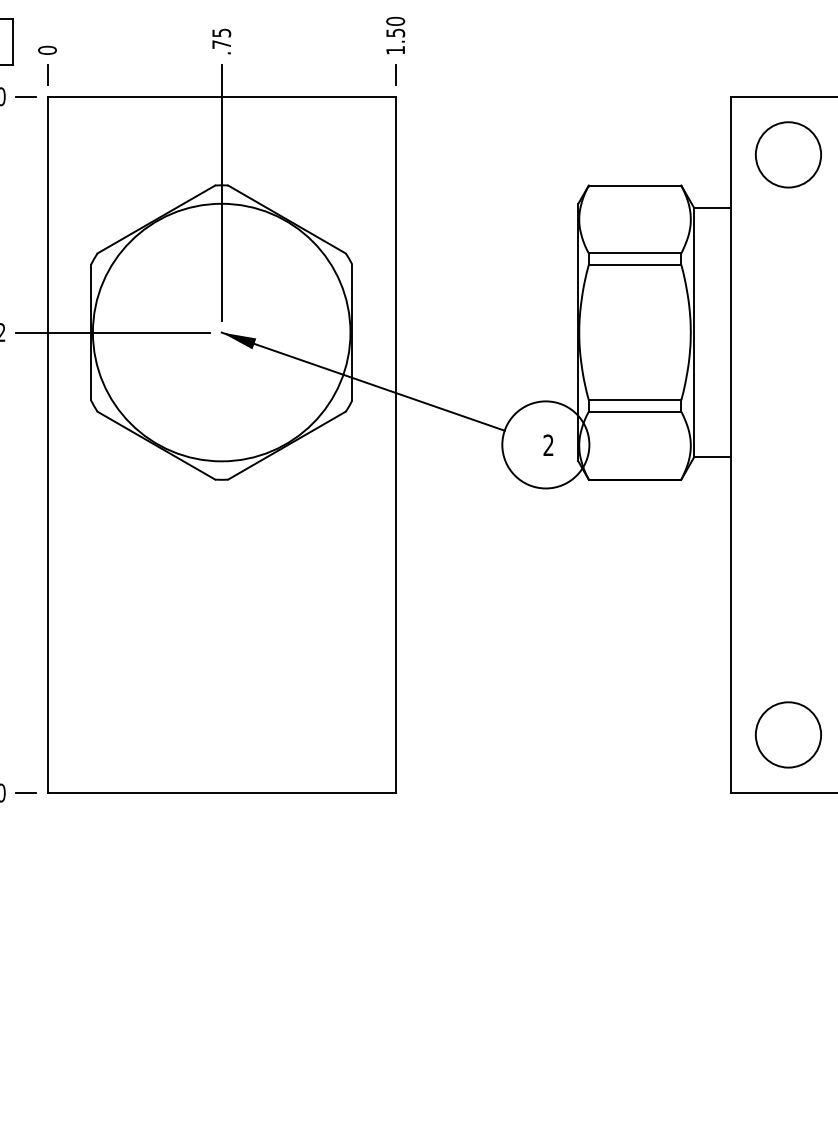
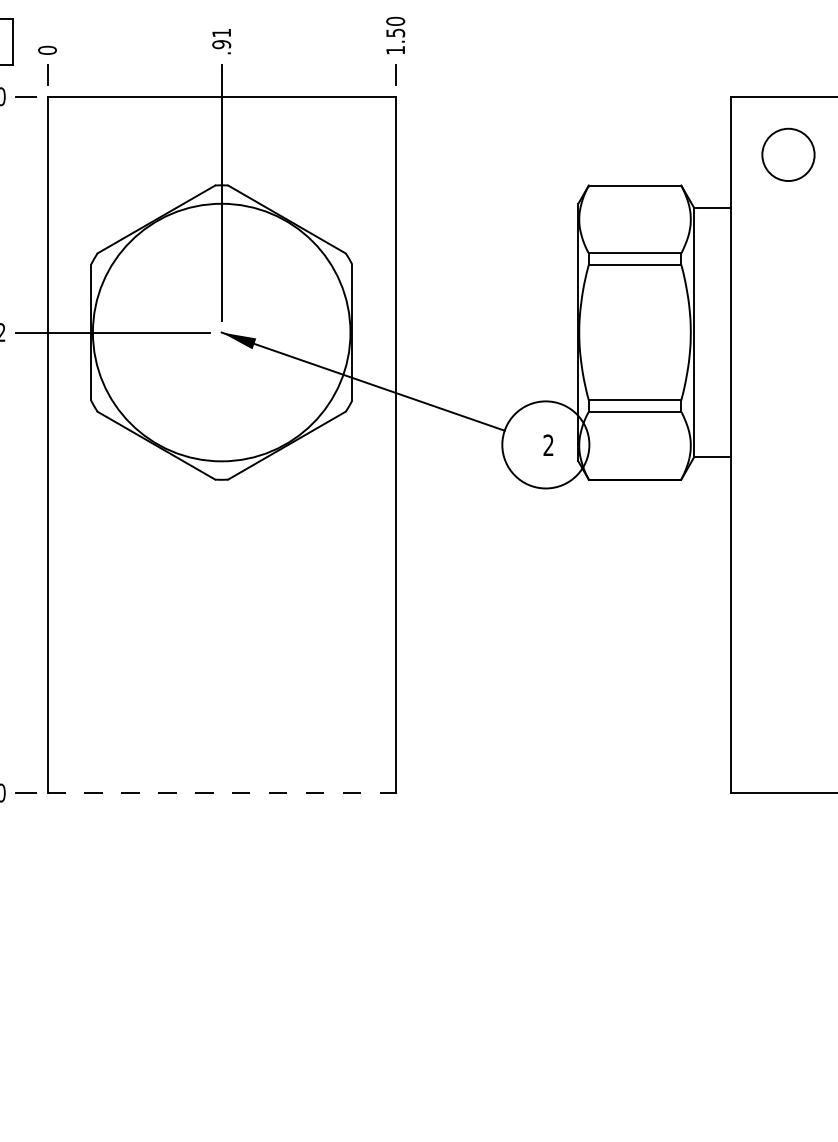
text: .75 -> .91 (221, 38)
circle diameter: 65 px -> 52 px (788, 154)
circle: present -> none (788, 734)
line: solid -> dashed (222, 793)
